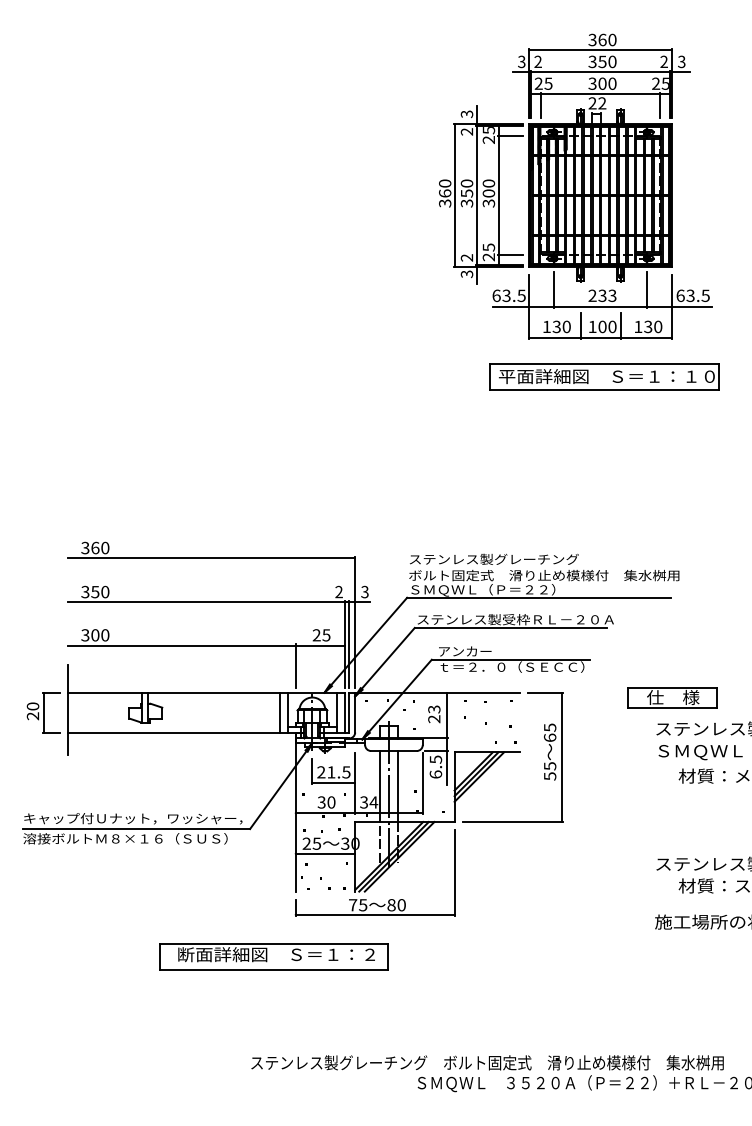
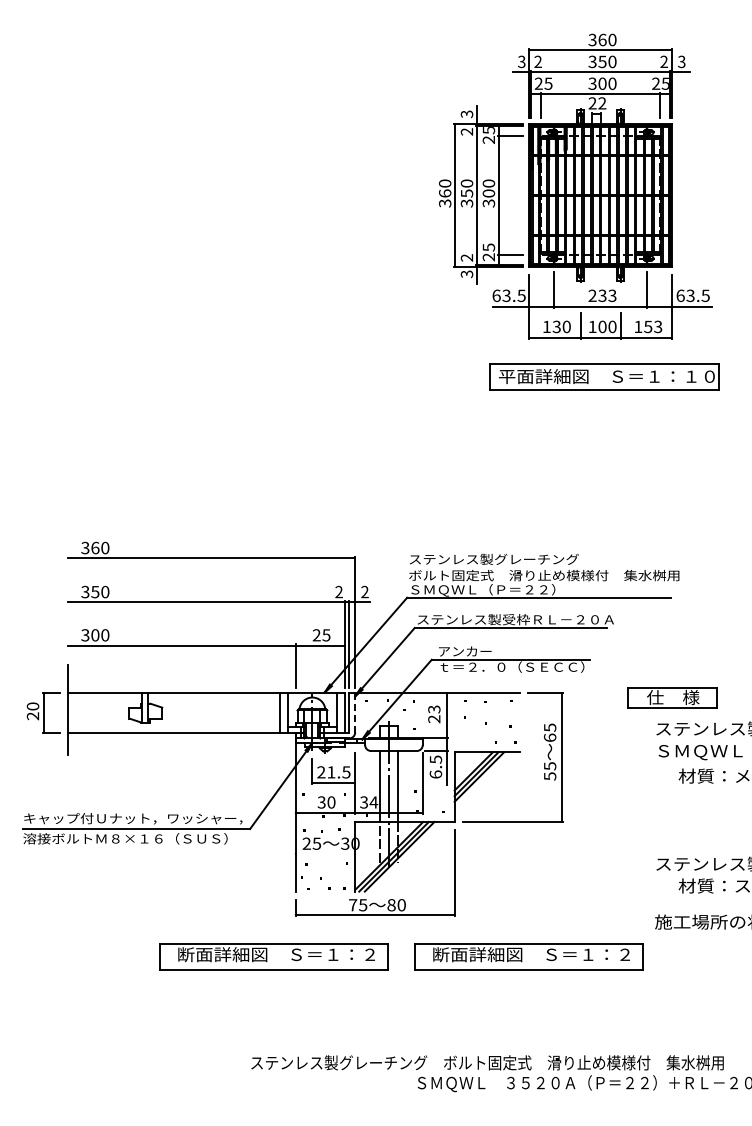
text: 130 -> 153 (653, 326)
text: 3 -> 2 (364, 592)
line: solid -> dashed (355, 712)
line: present -> none (325, 853)
part: none -> present (528, 956)
